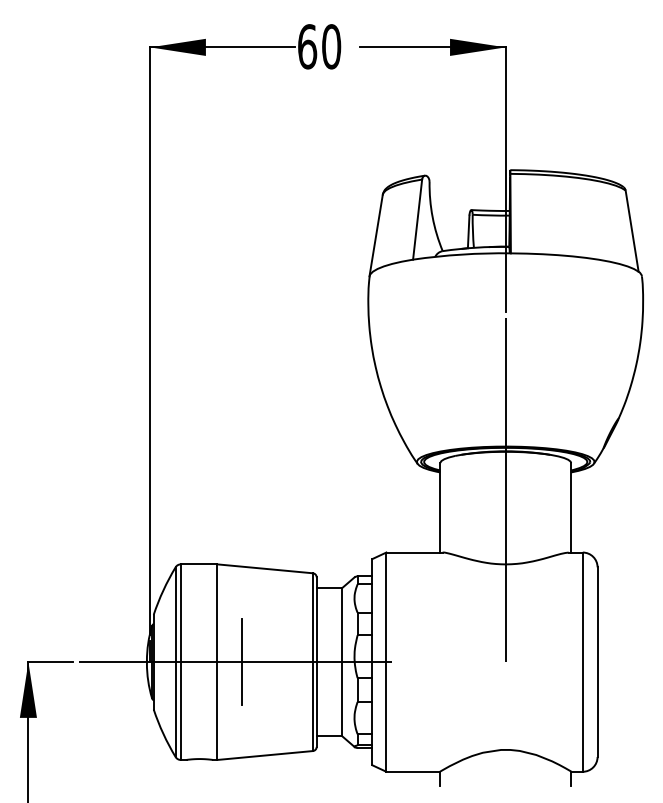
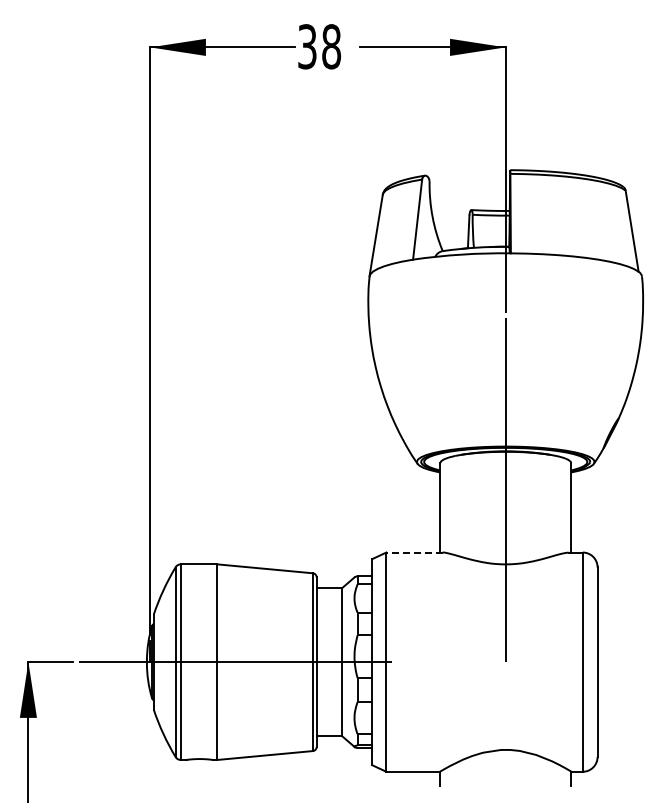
text: 60 -> 38 (319, 46)
line: solid -> dashed (414, 552)
line: present -> none (242, 662)
